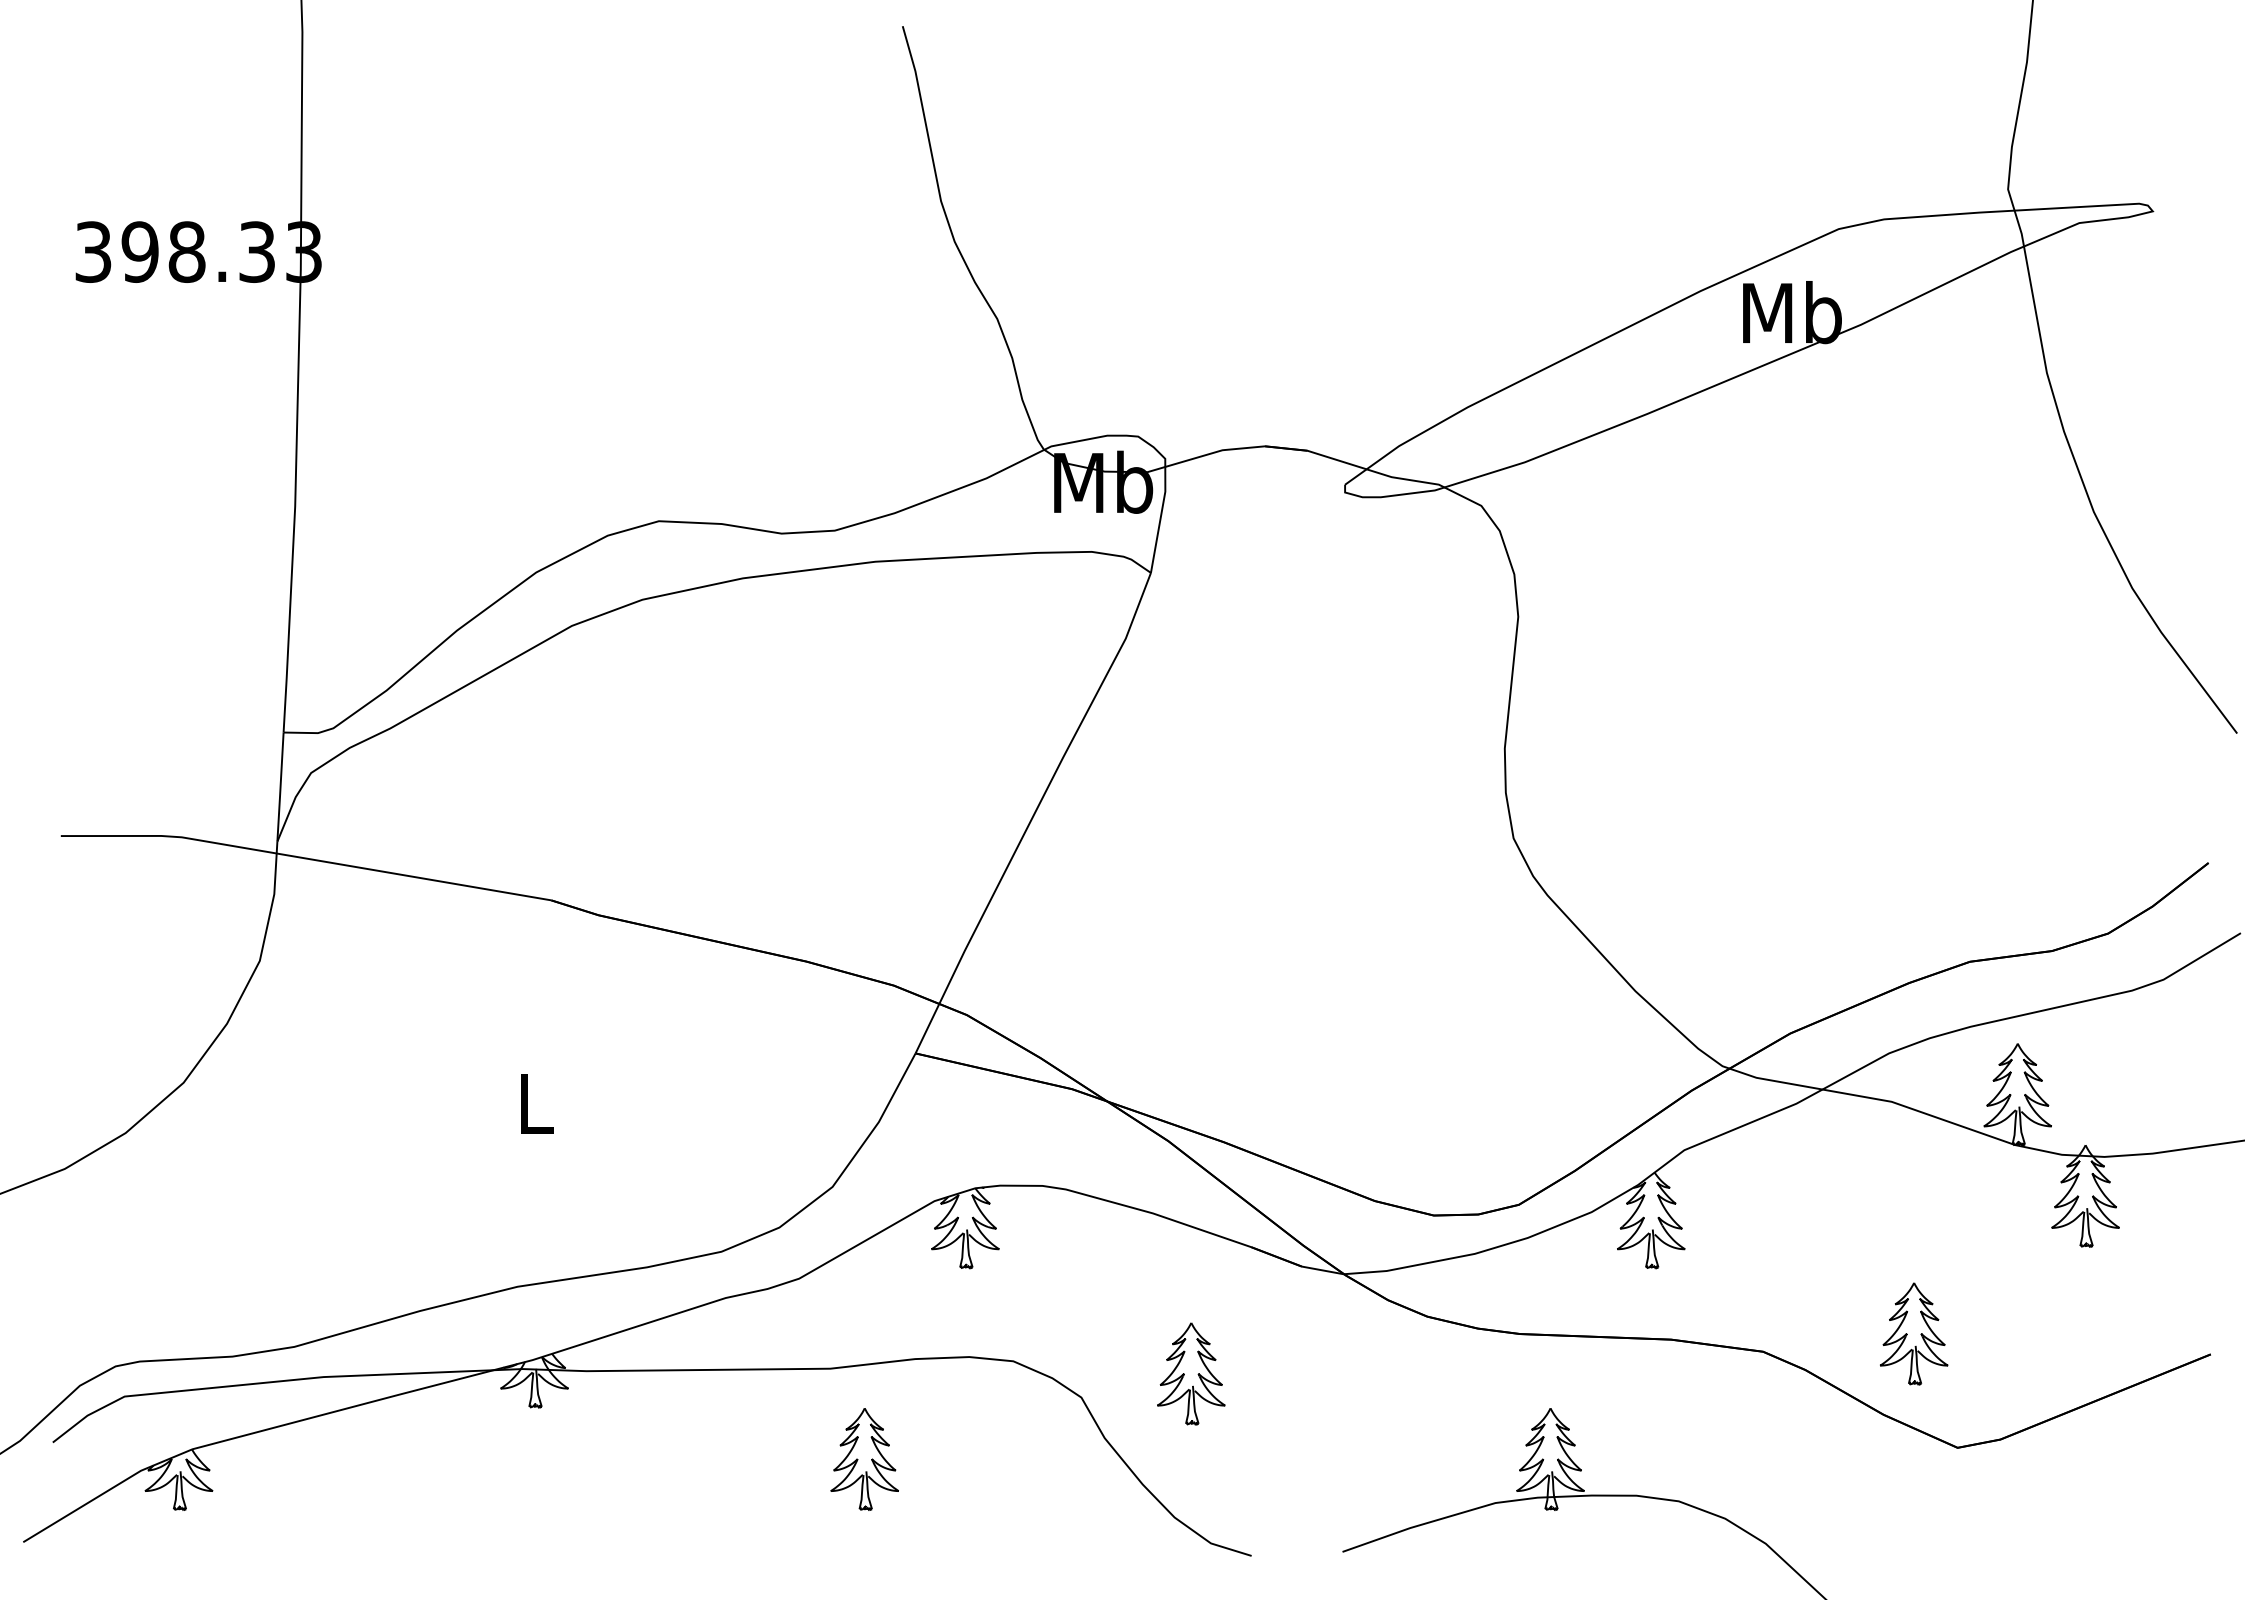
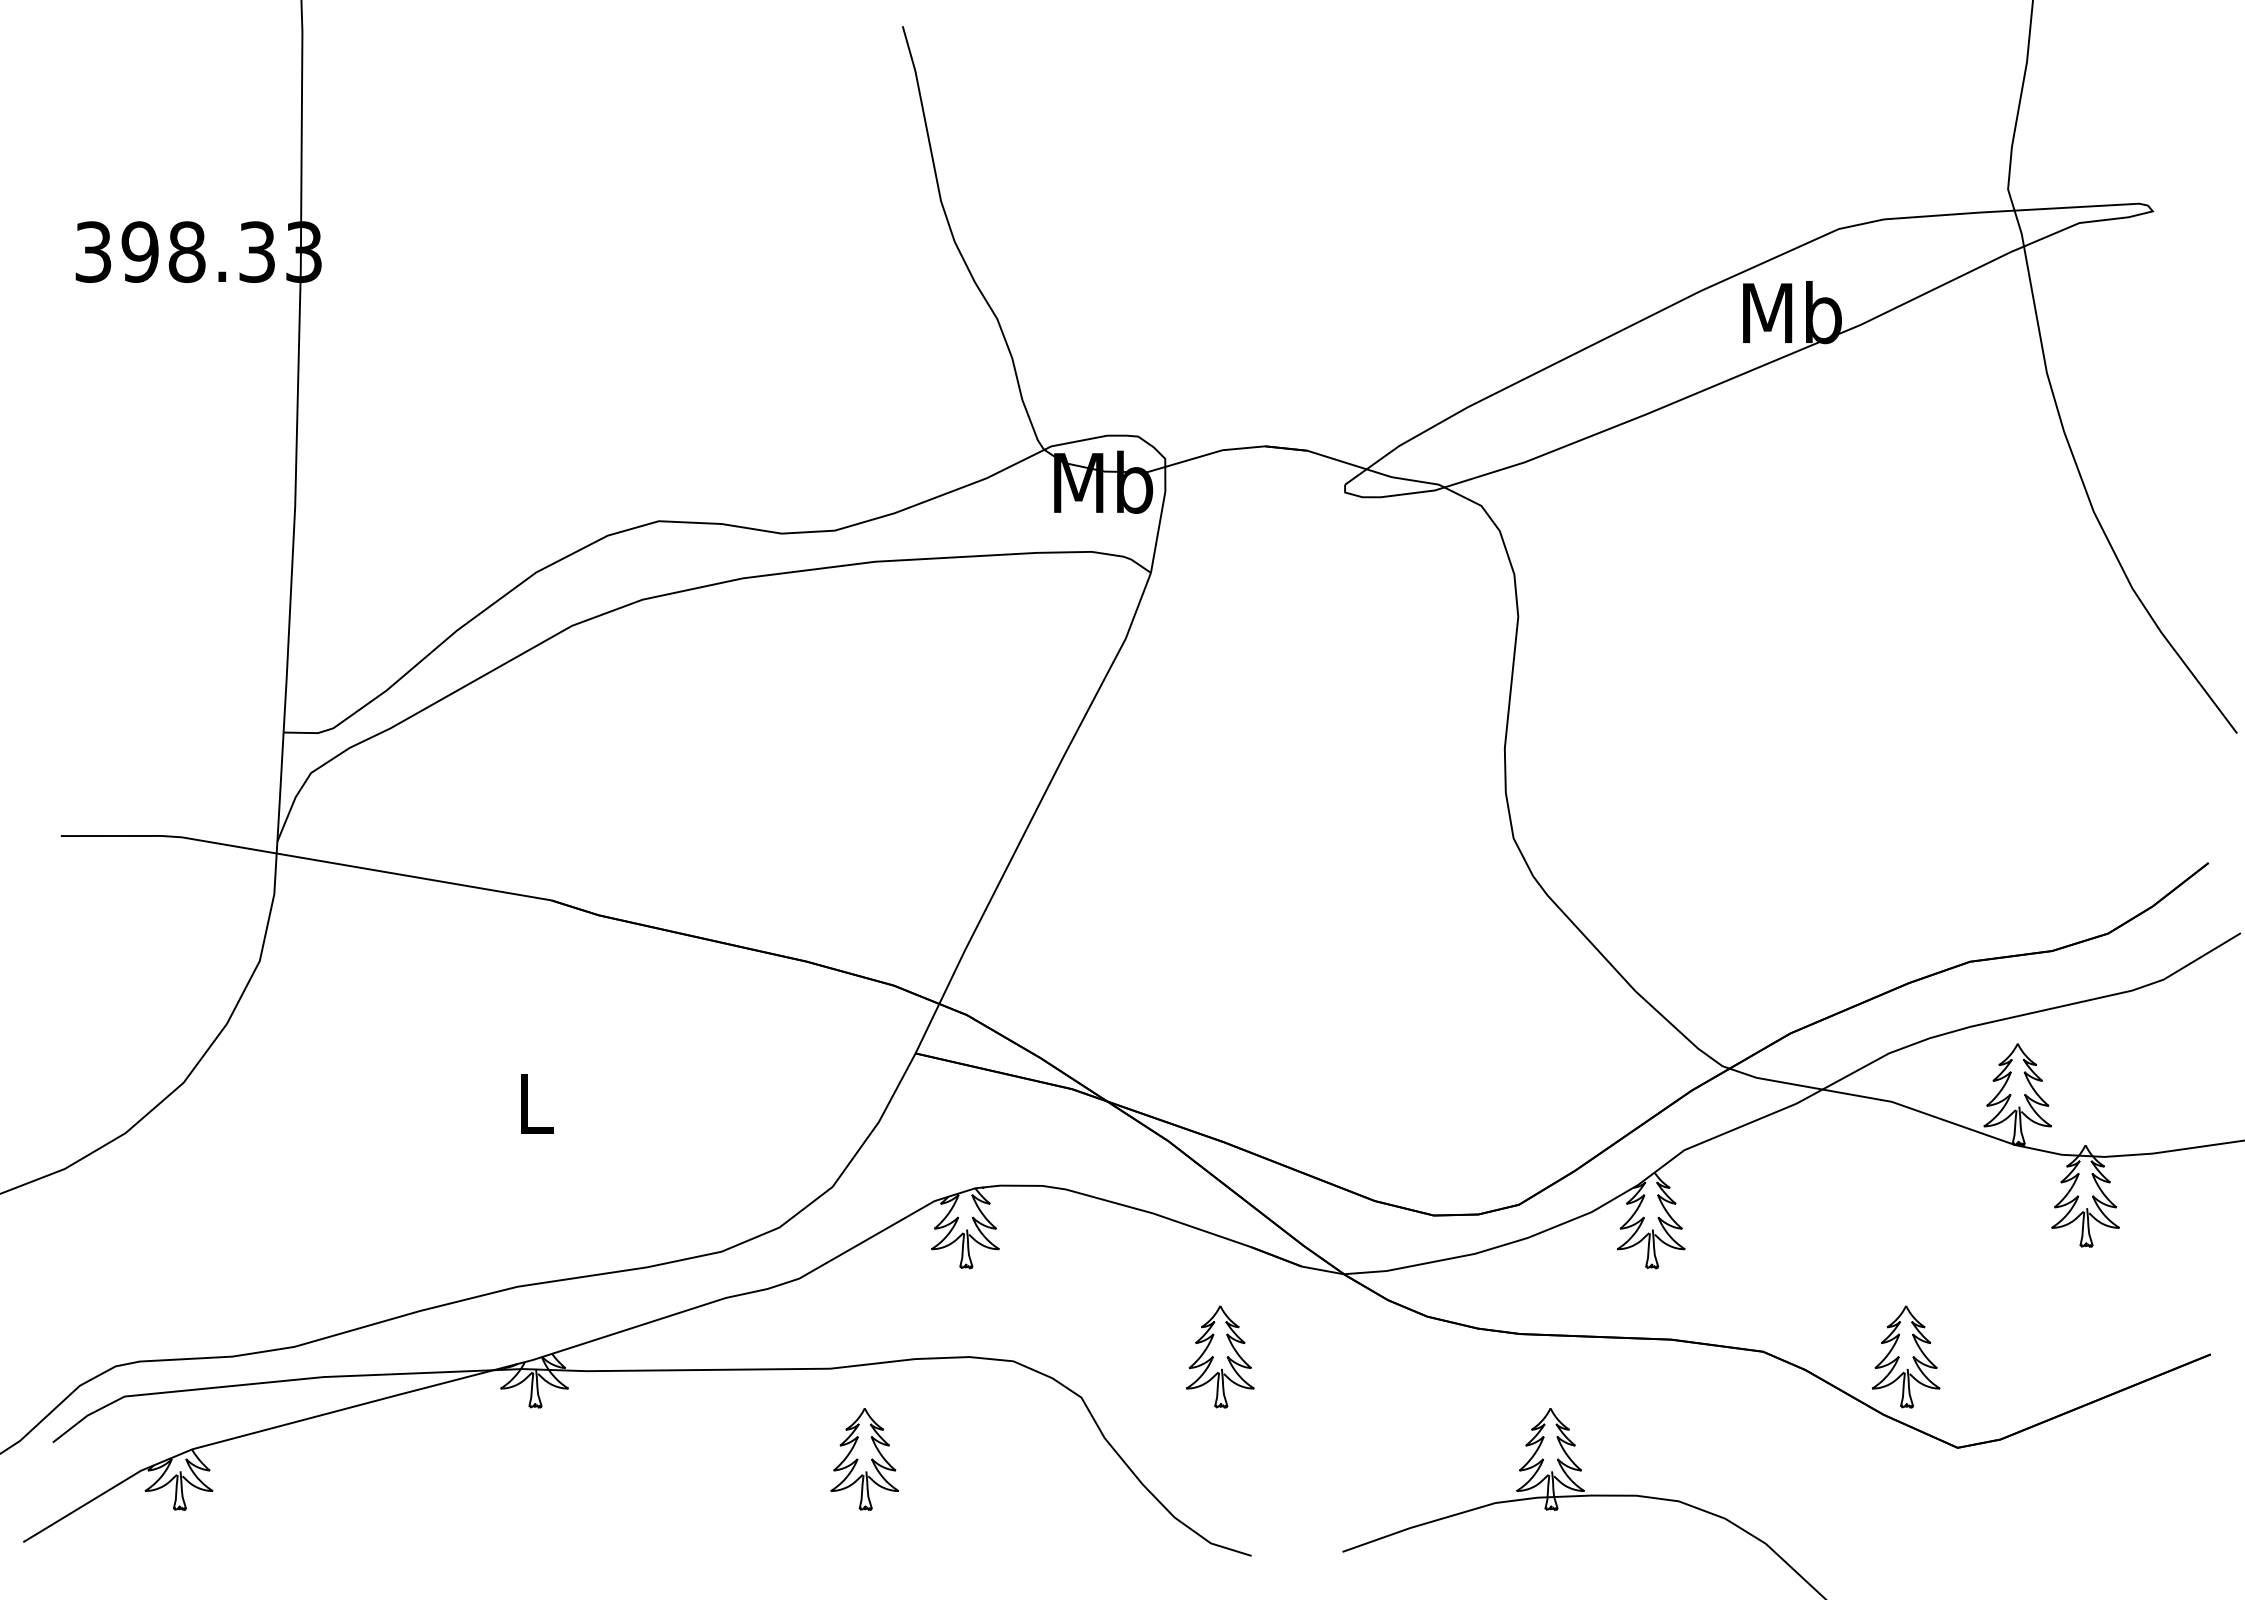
part position: (1914, 1333) -> (1906, 1356) (1906, 1356)
part position: (1191, 1373) -> (1220, 1356) (1220, 1356)
